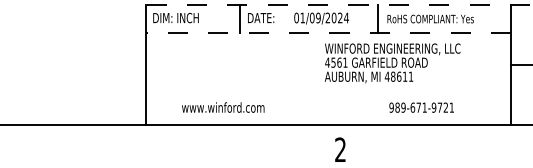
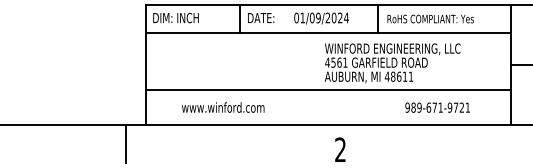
line: dashed -> solid (338, 5)
line: dashed -> solid (328, 32)
line: none -> present (328, 89)
text position: (421, 107) -> (437, 107) (437, 107)
line: none -> present (126, 143)
